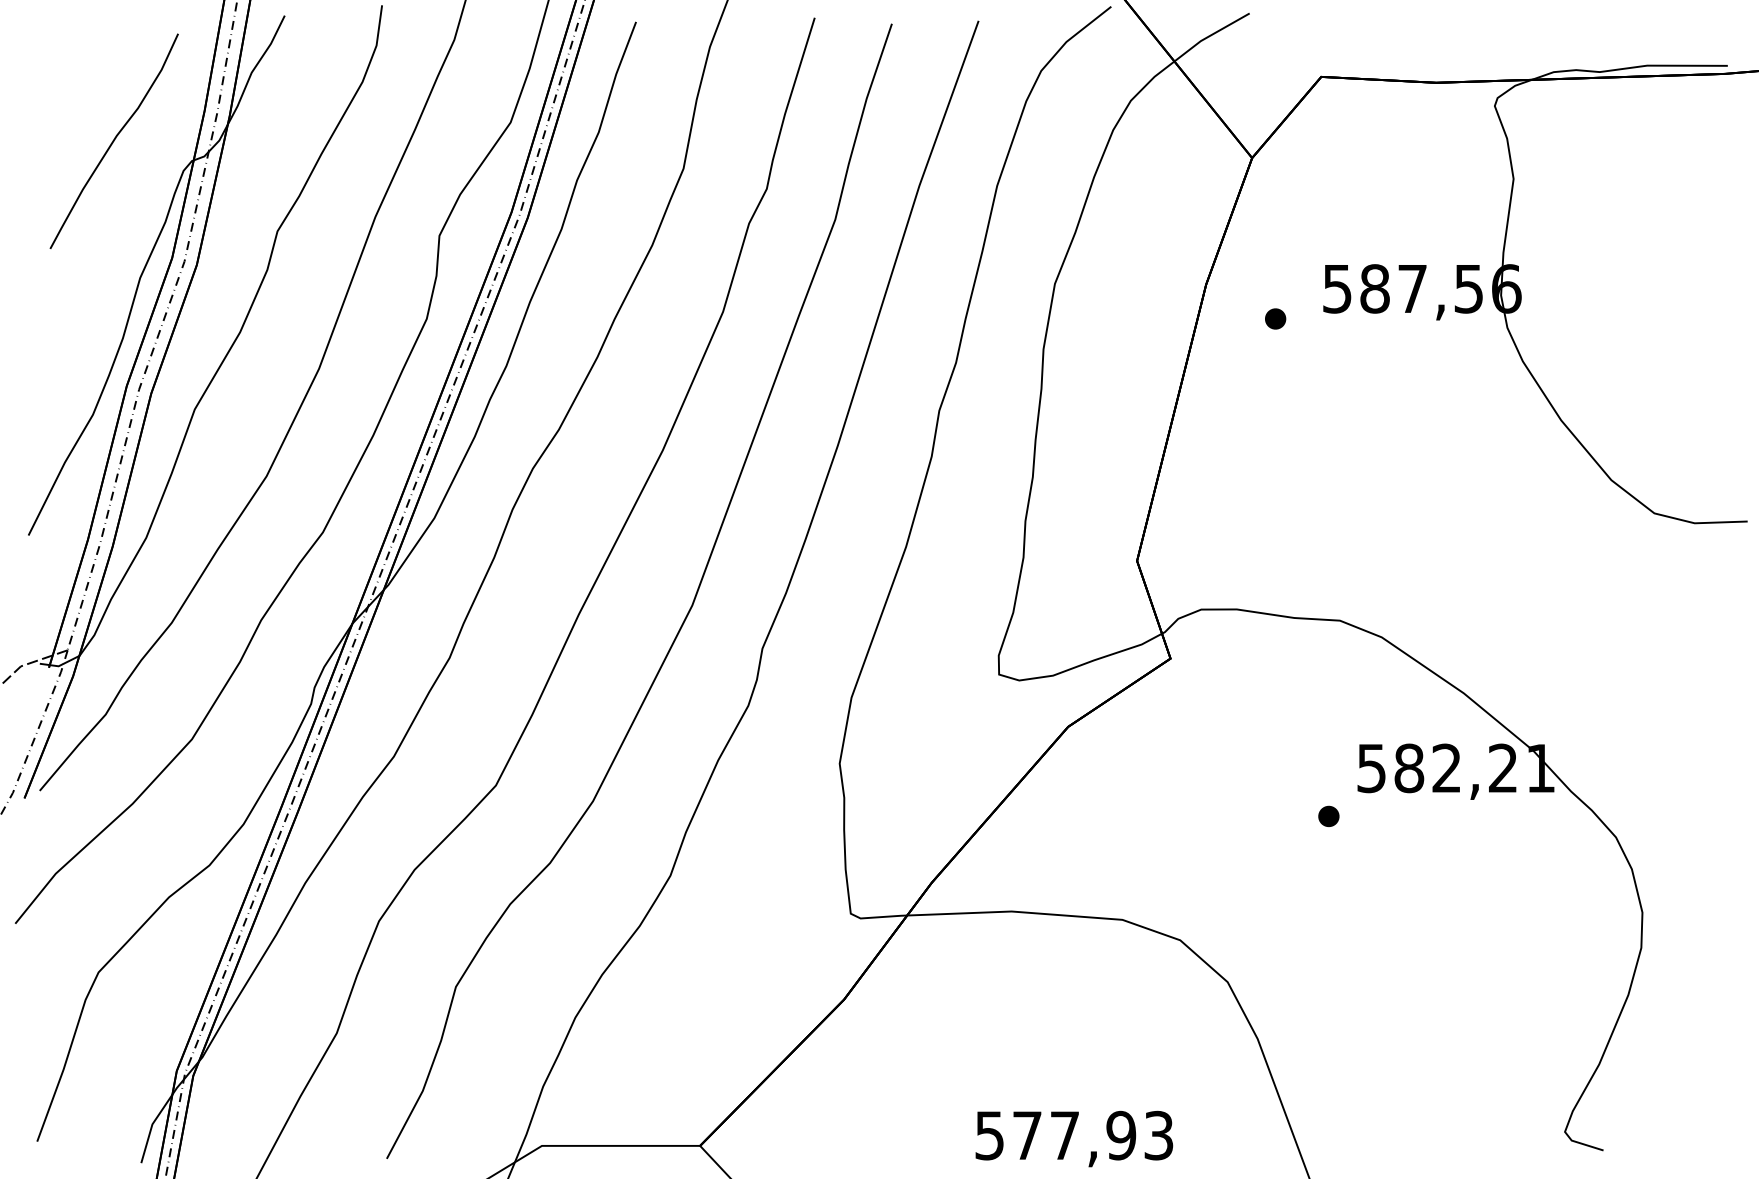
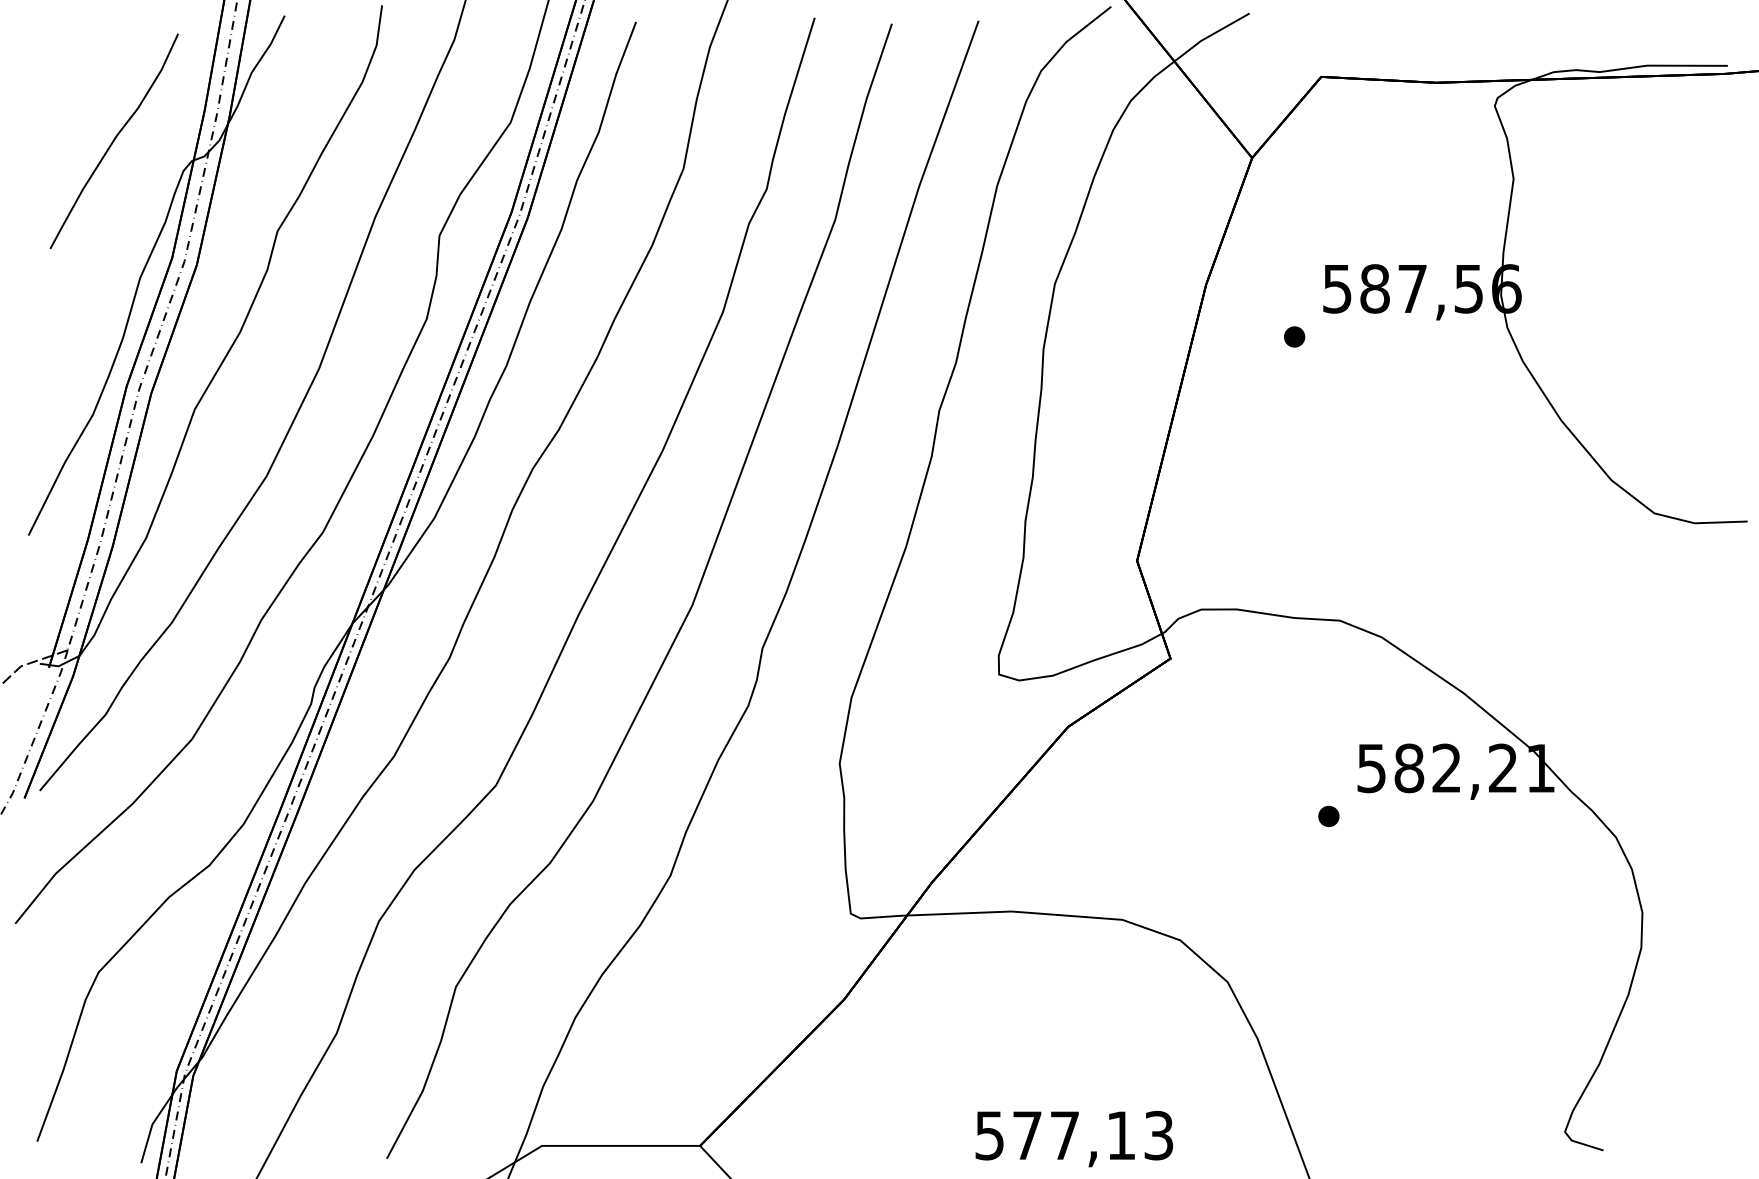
part position: (1275, 318) -> (1294, 336) (1294, 336)
text: 577,93 -> 577,13 (1121, 1135)
